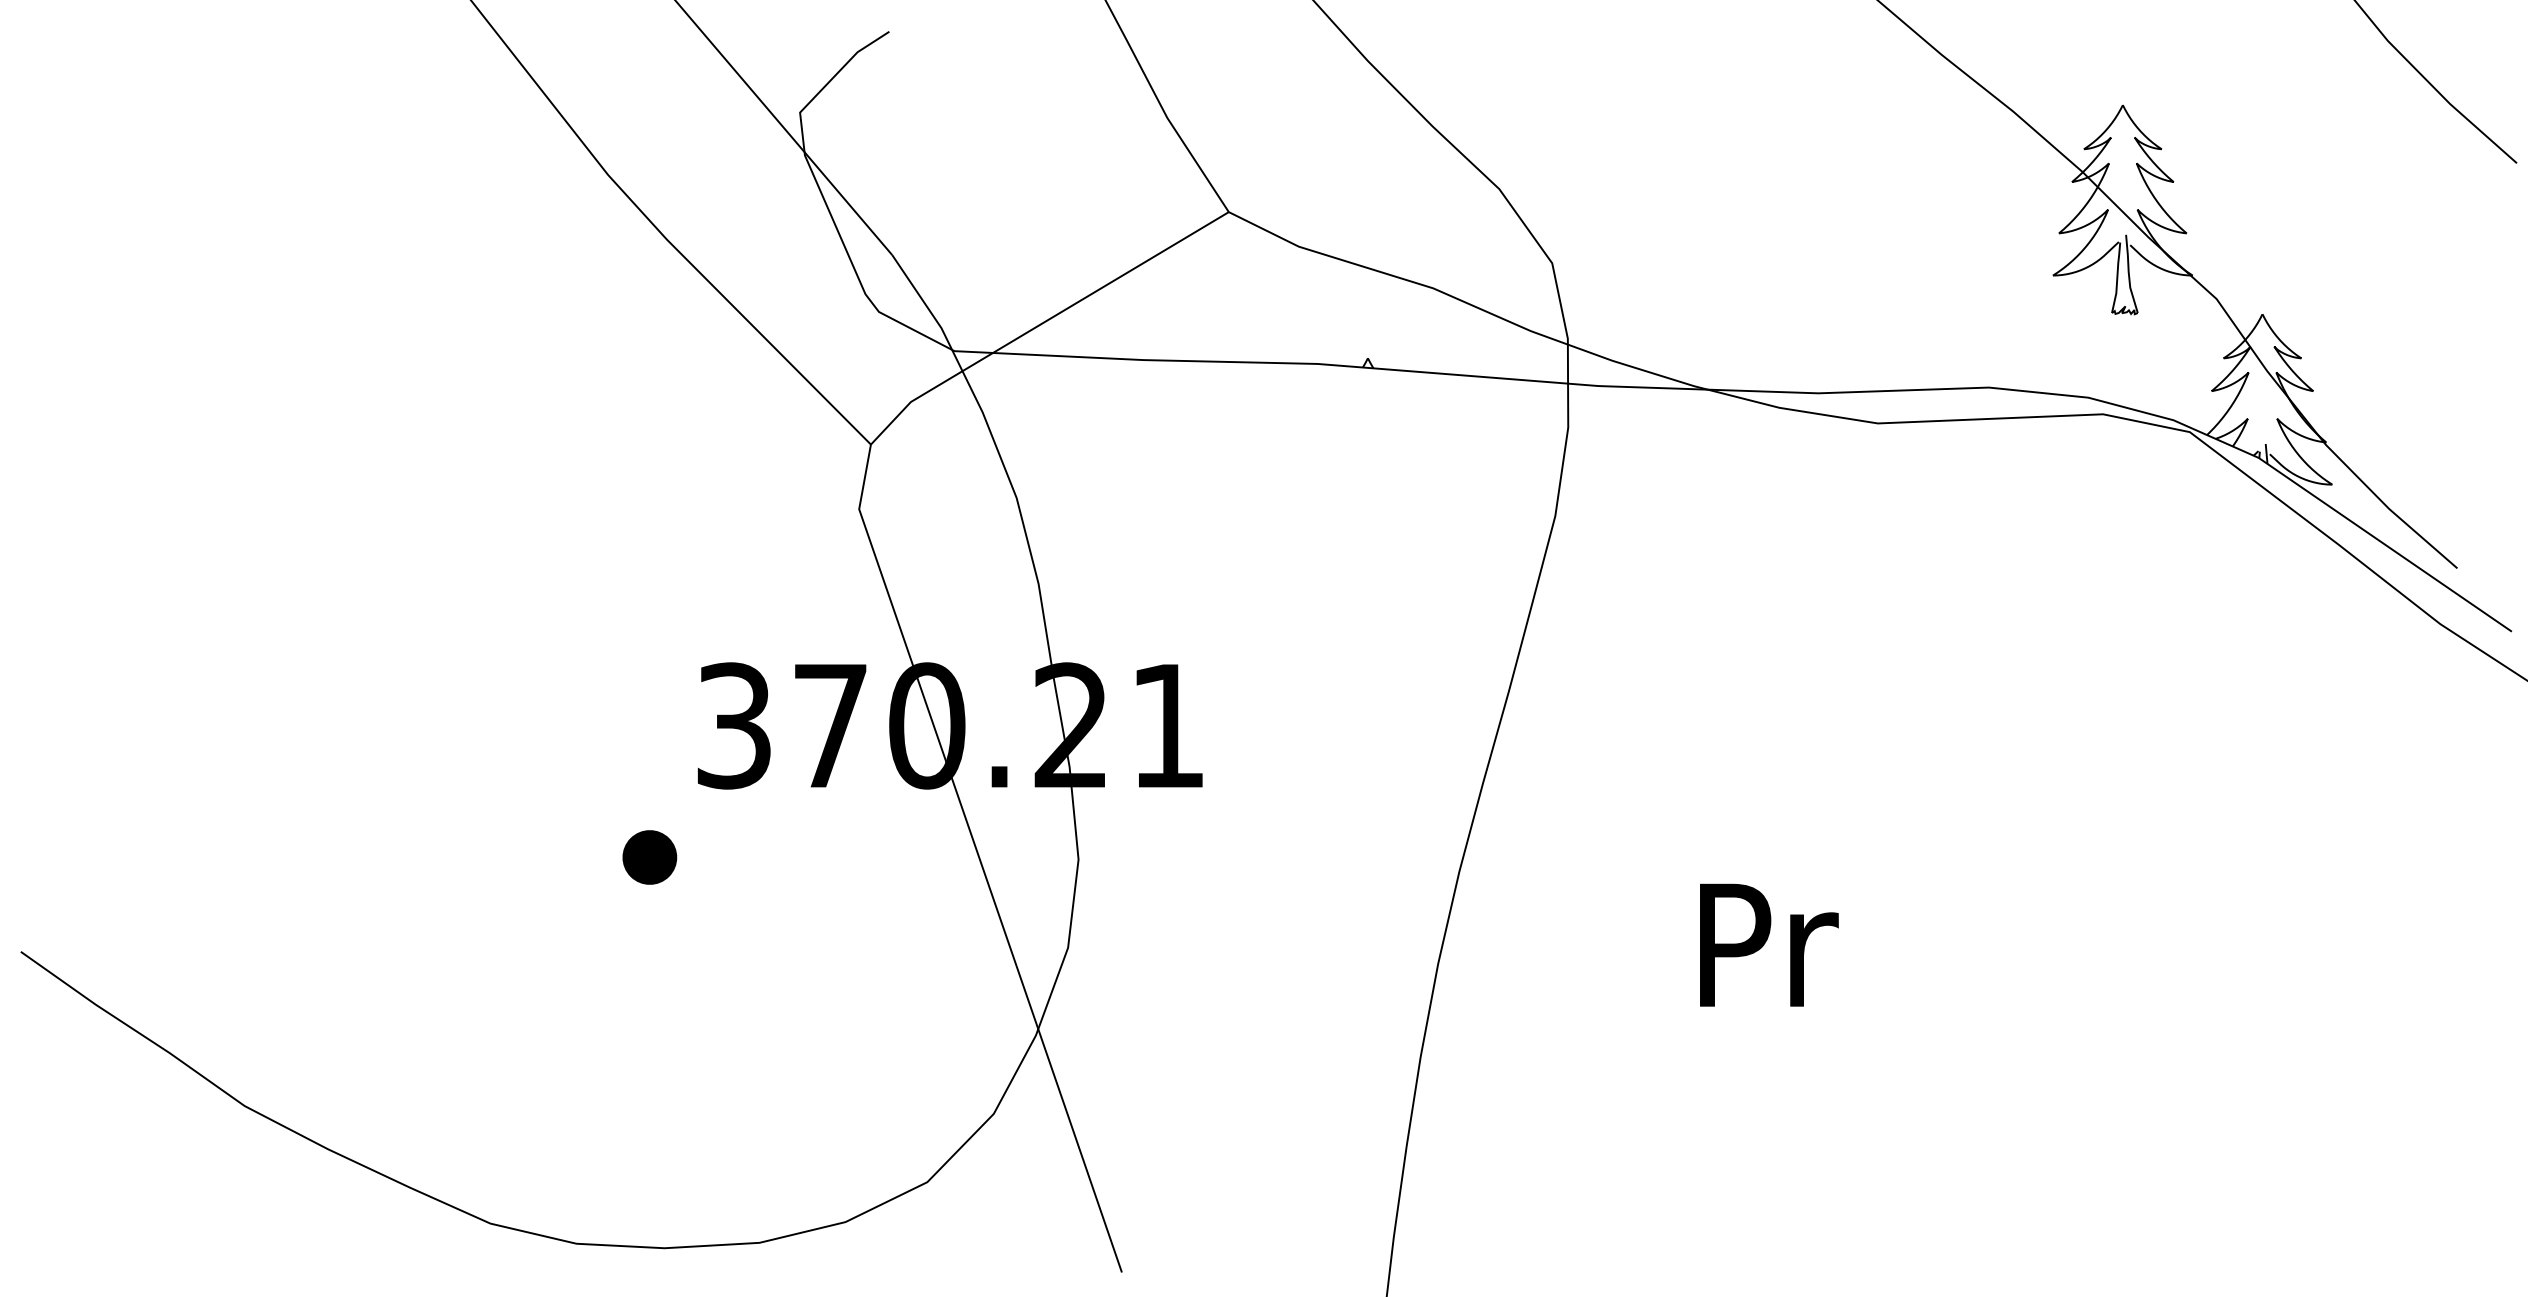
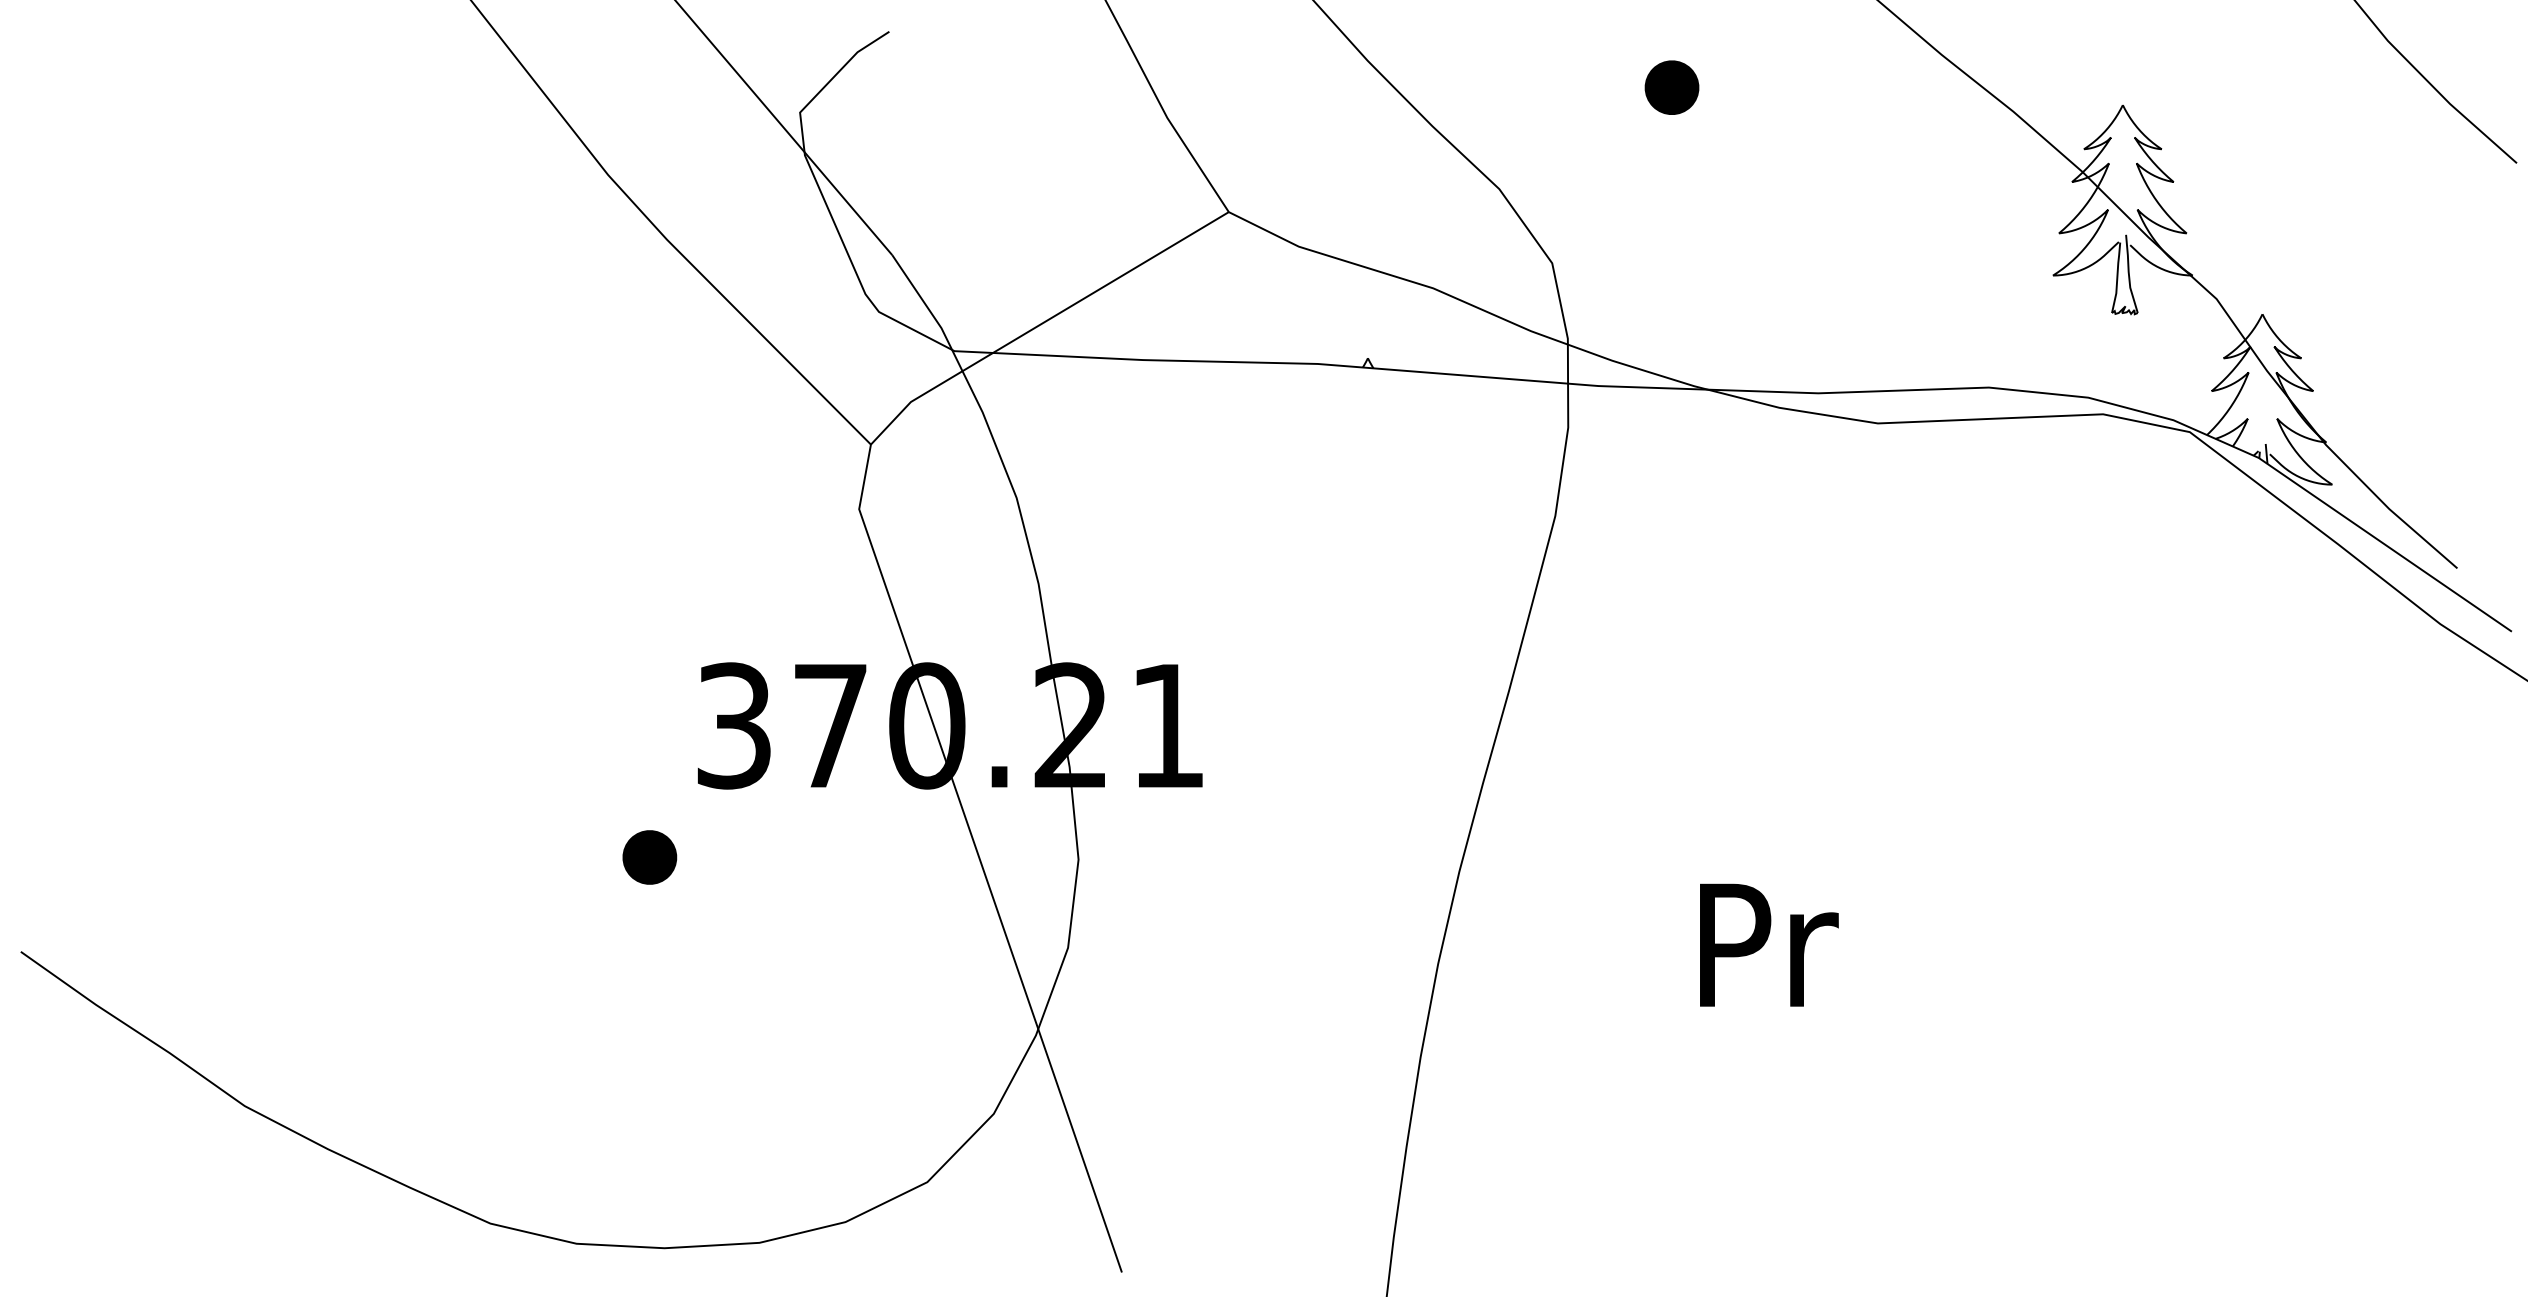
part: none -> present (1671, 87)
